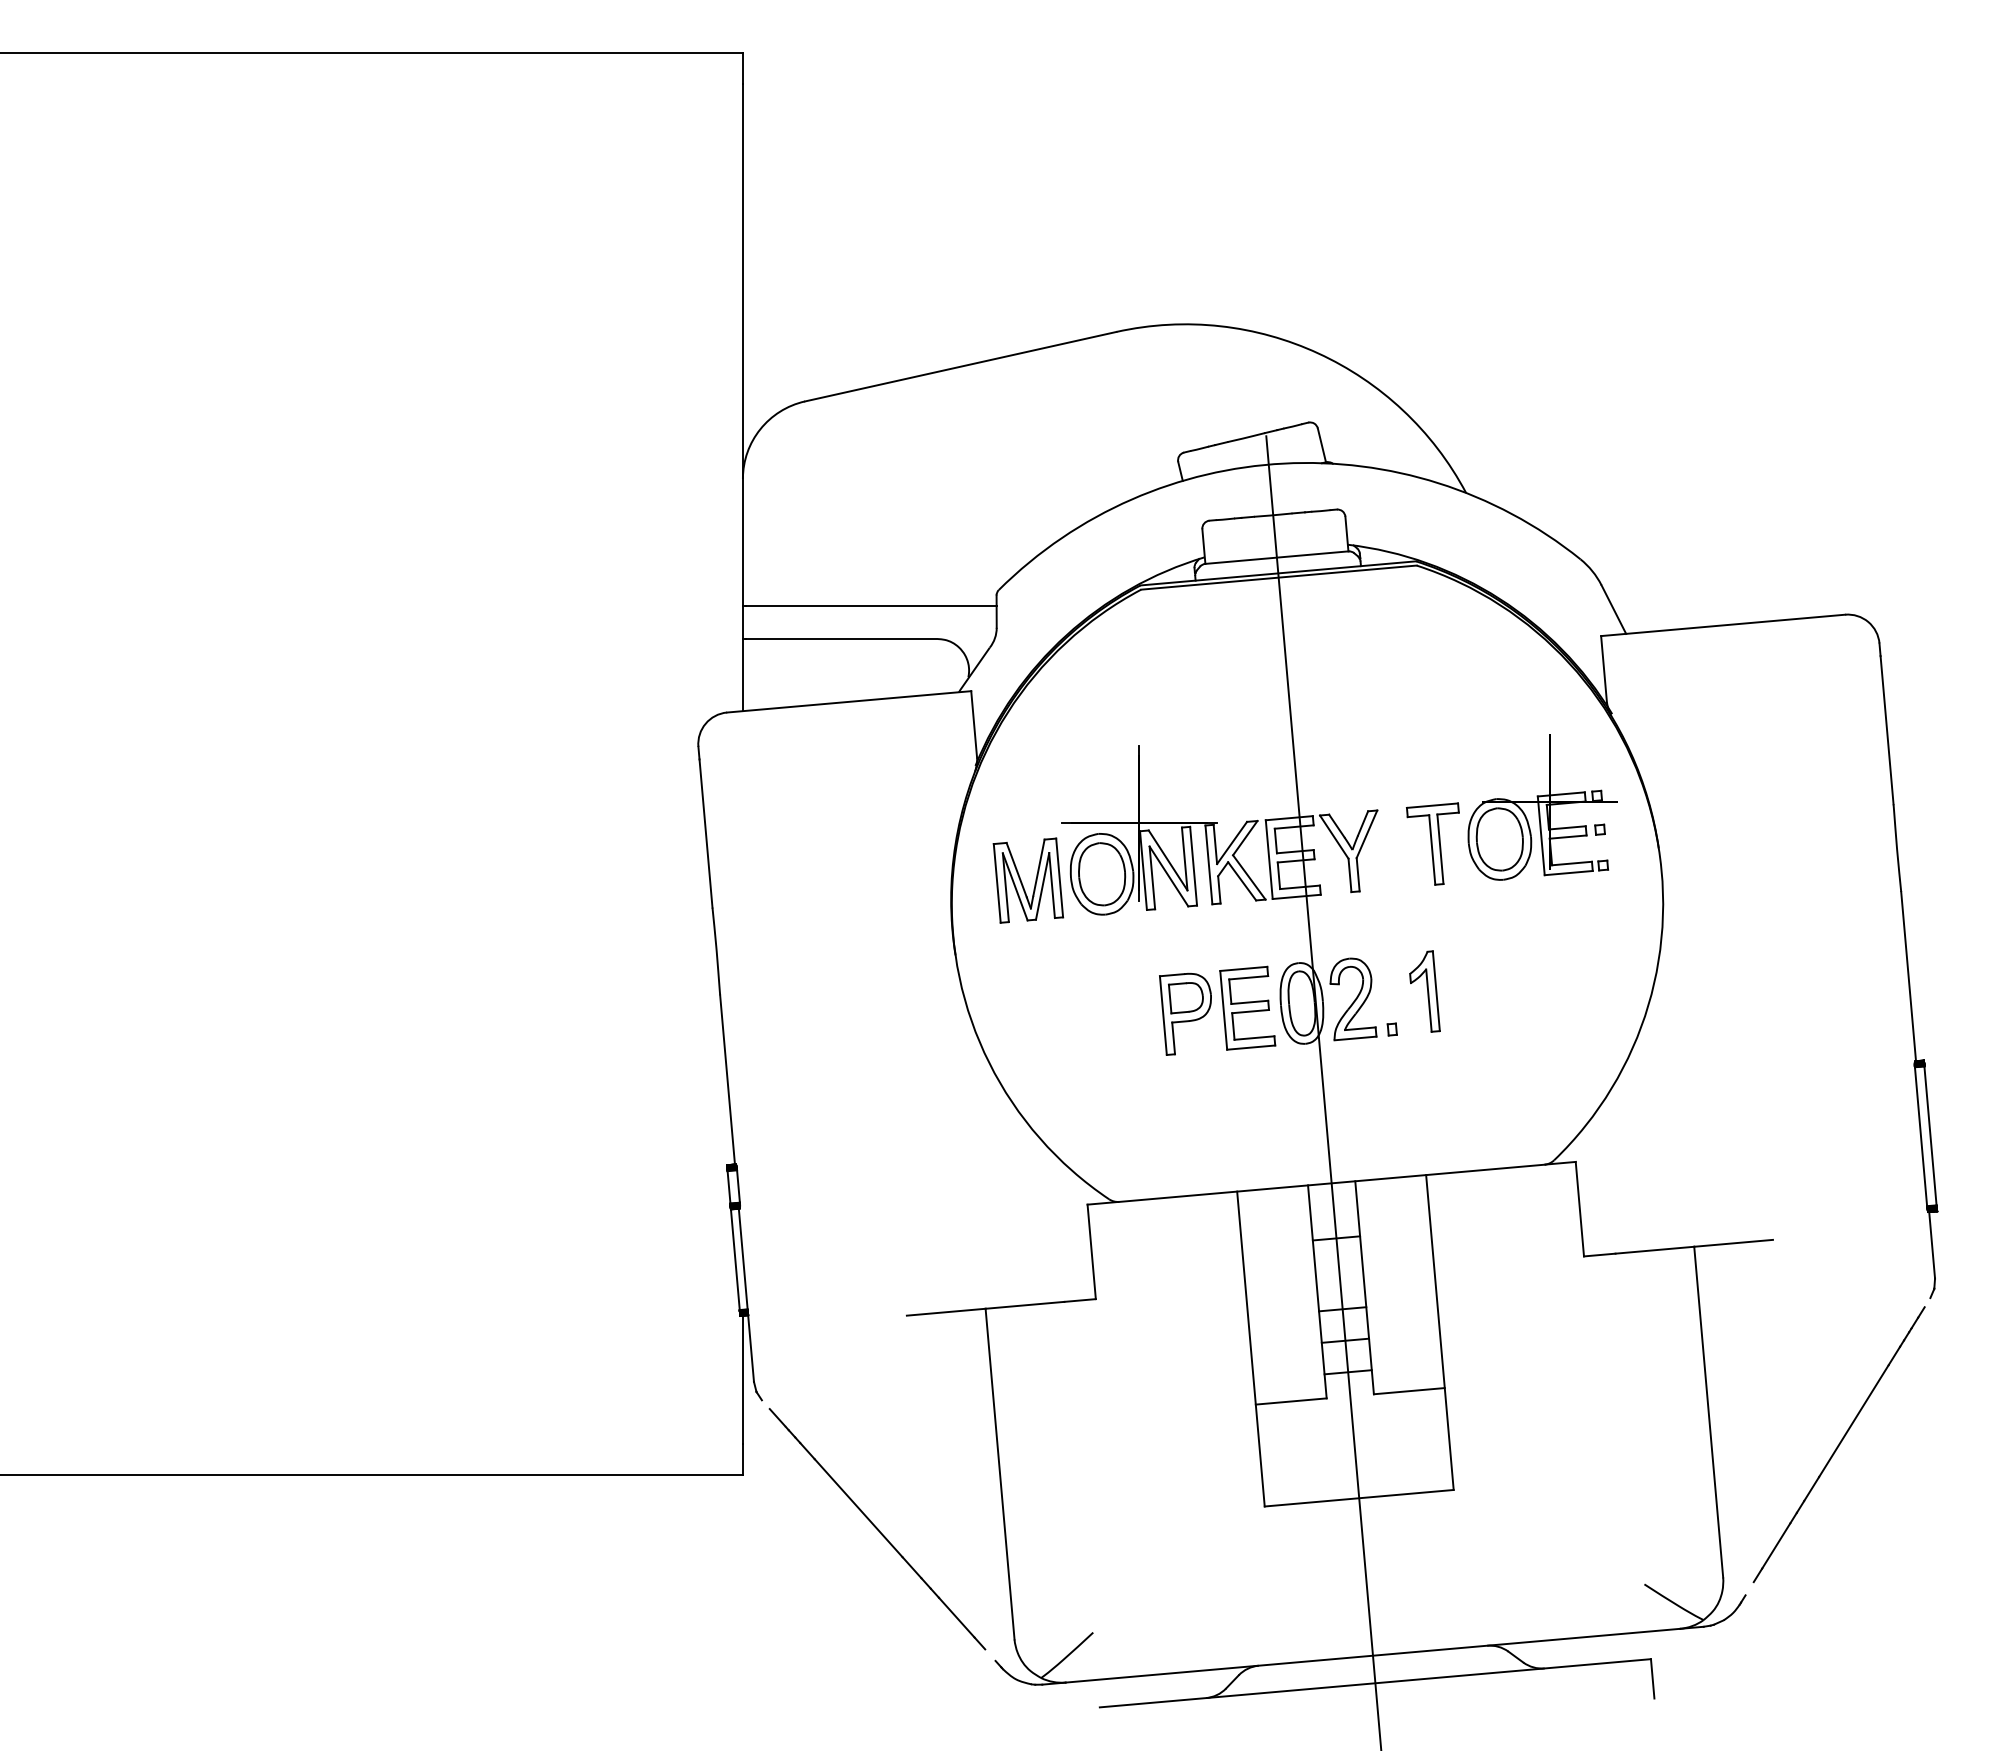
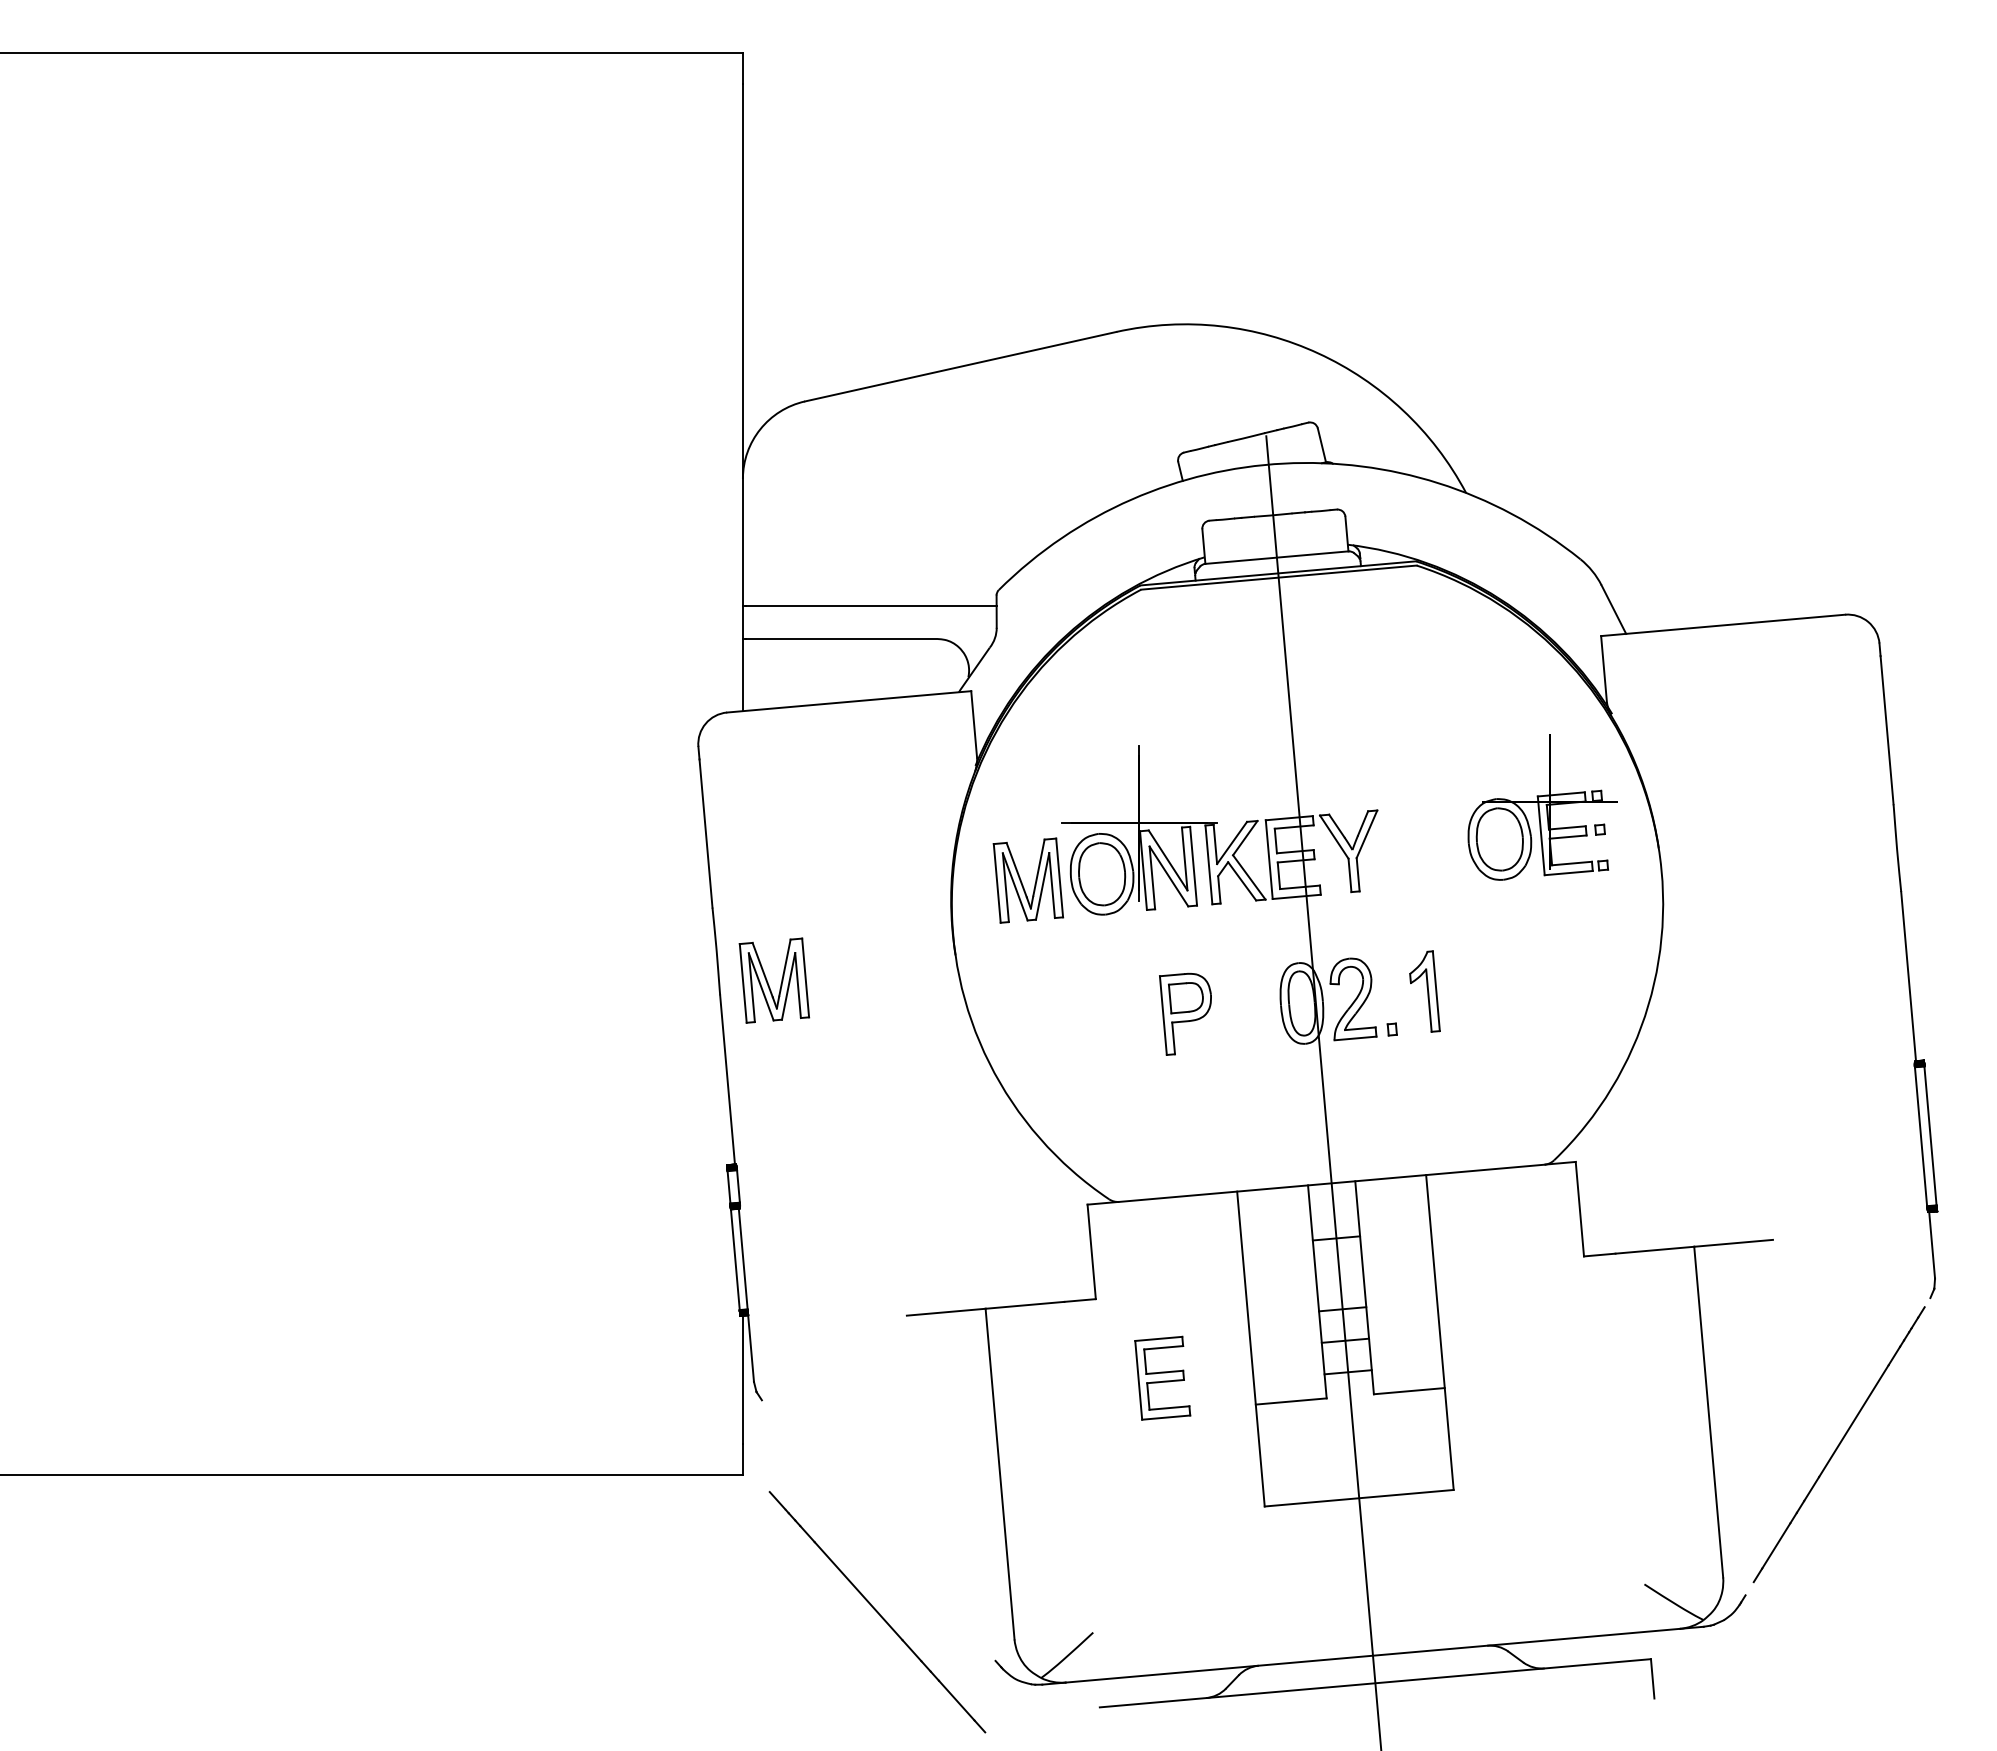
part: present -> none (1432, 843)
part: none -> present (768, 982)
part position: (1247, 1007) -> (1162, 1377) (1162, 1377)
line position: (877, 1529) -> (877, 1612) (877, 1612)
